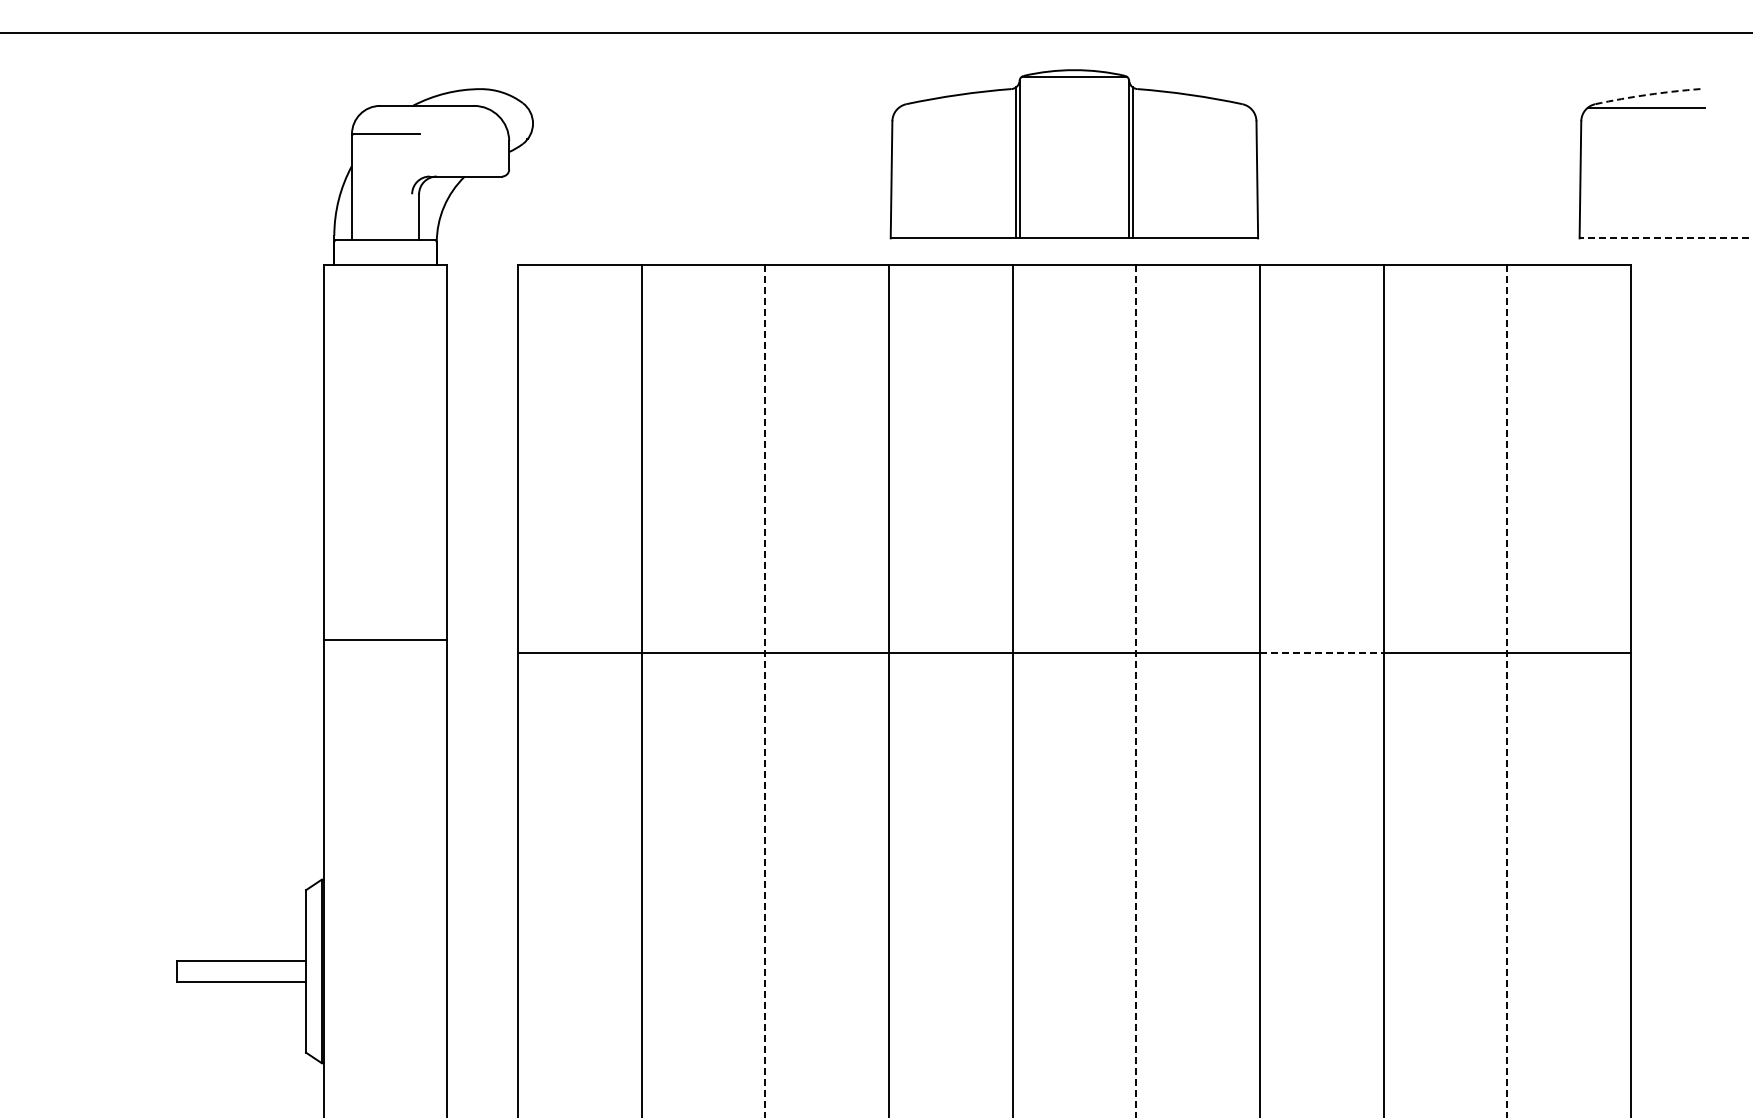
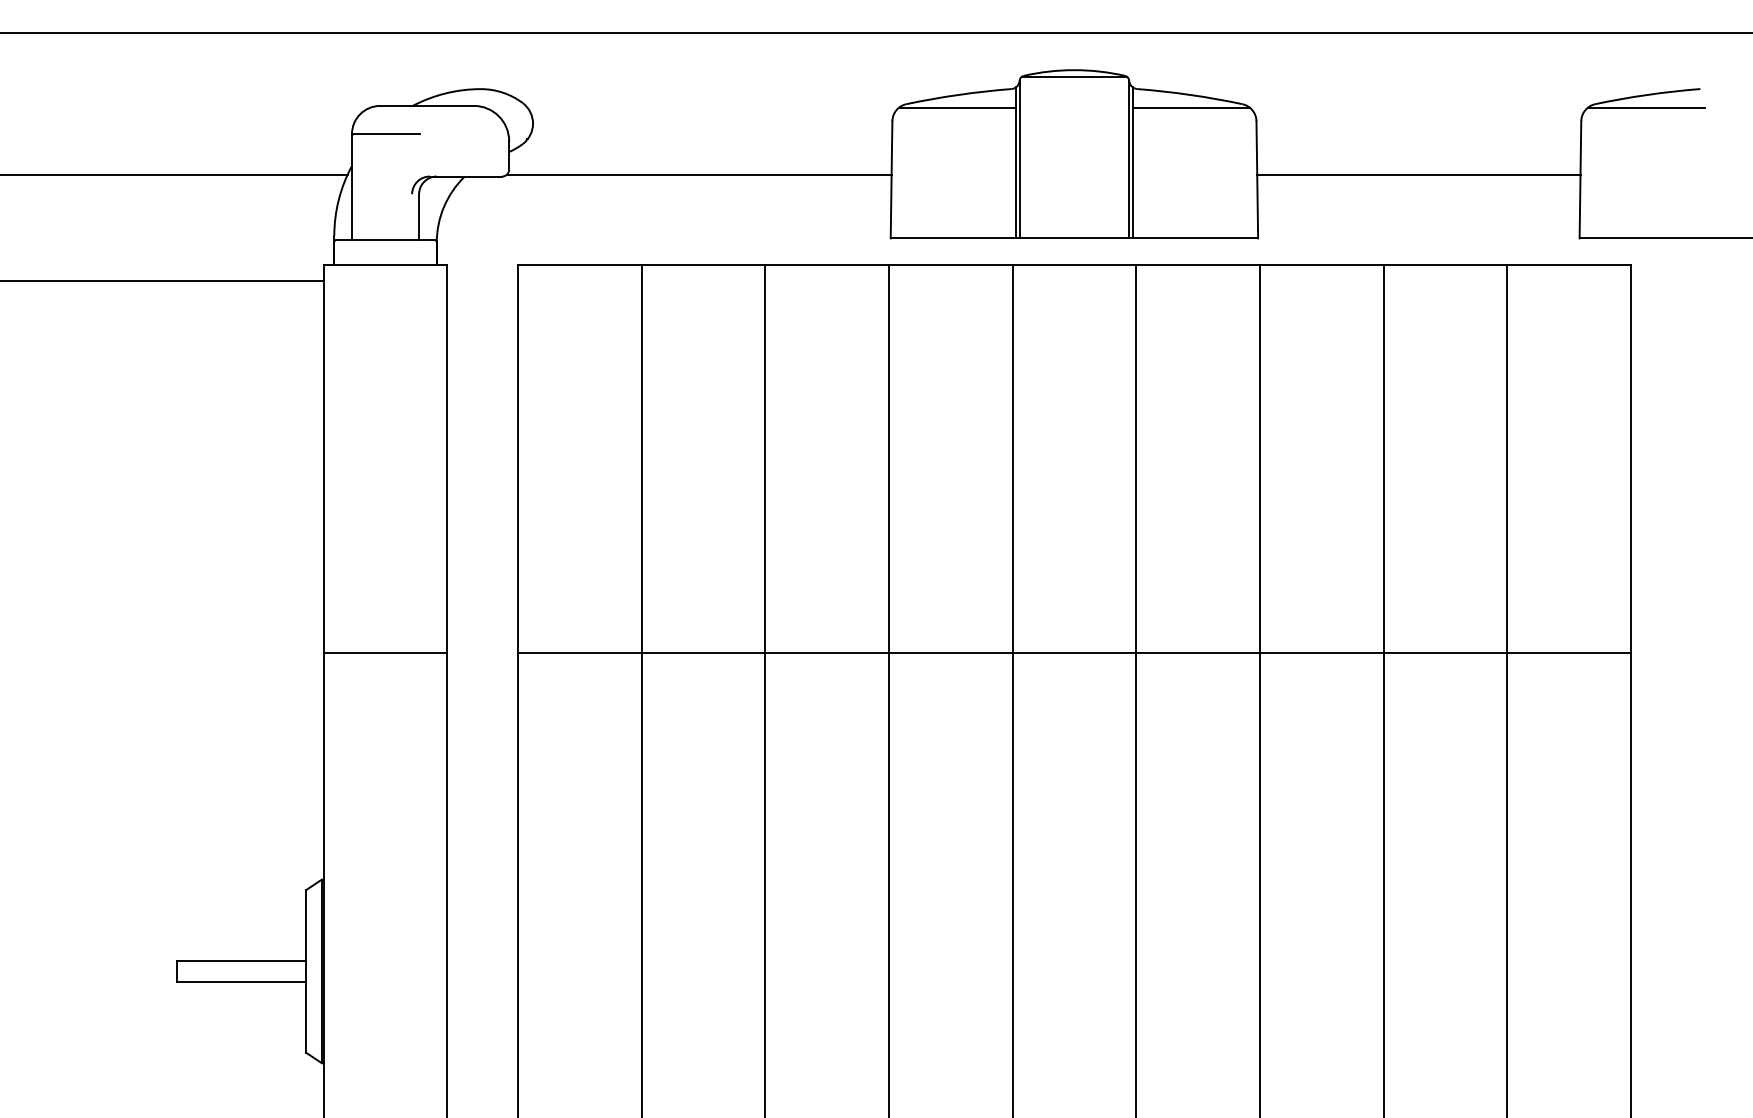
arc: dashed -> solid (1647, 94)
line: none -> present (957, 107)
line: none -> present (1190, 107)
line: none -> present (174, 174)
line: none -> present (698, 174)
line: none -> present (1418, 174)
line: dashed -> solid (1665, 238)
line: none -> present (162, 280)
line position: (385, 640) -> (385, 653) (385, 653)
line: dashed -> solid (1321, 653)
line: dashed -> solid (765, 691)
line: dashed -> solid (1136, 691)
line: dashed -> solid (1507, 691)
